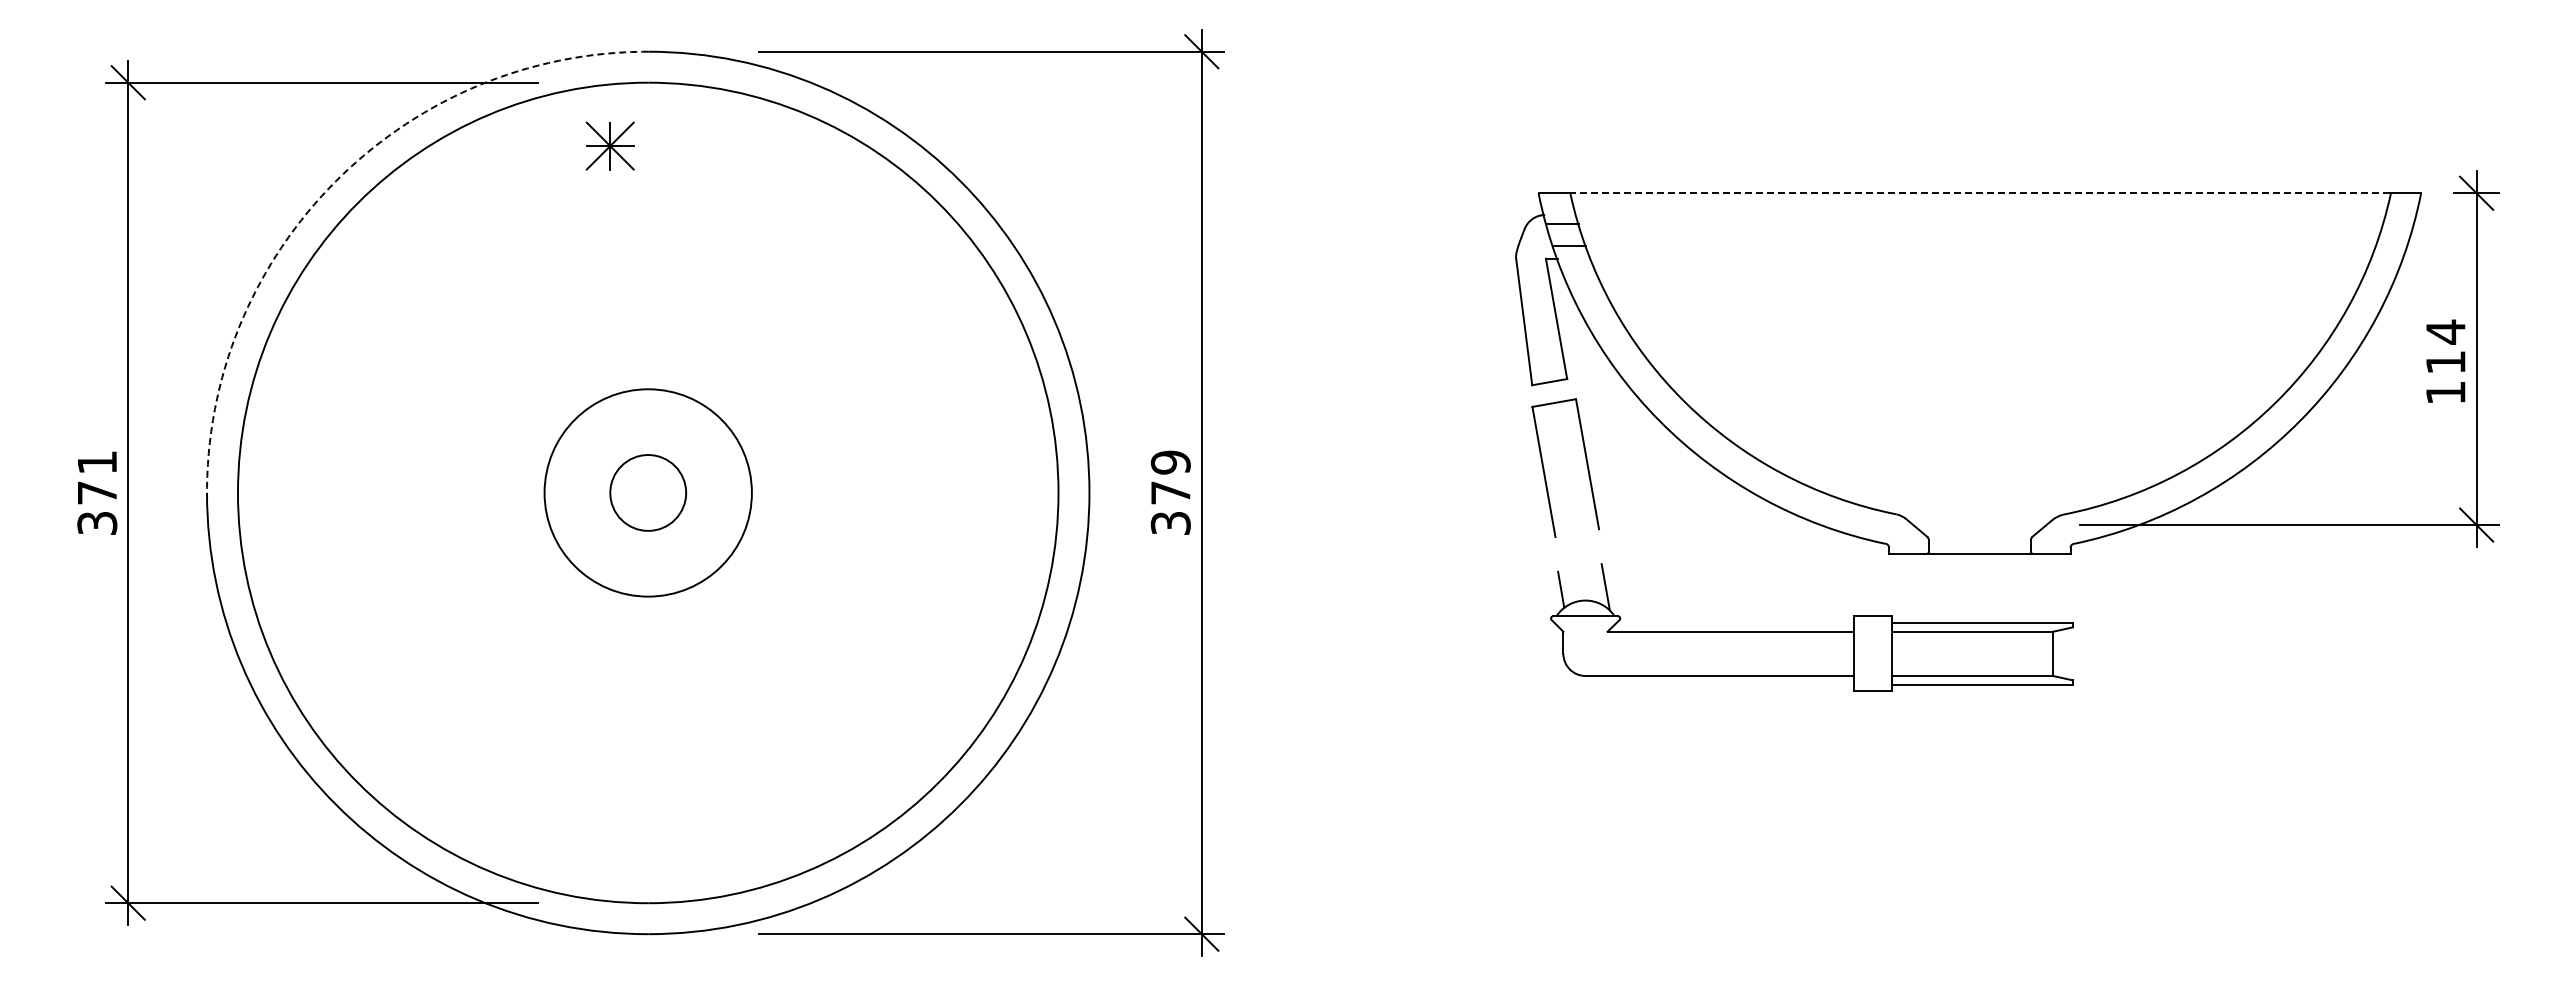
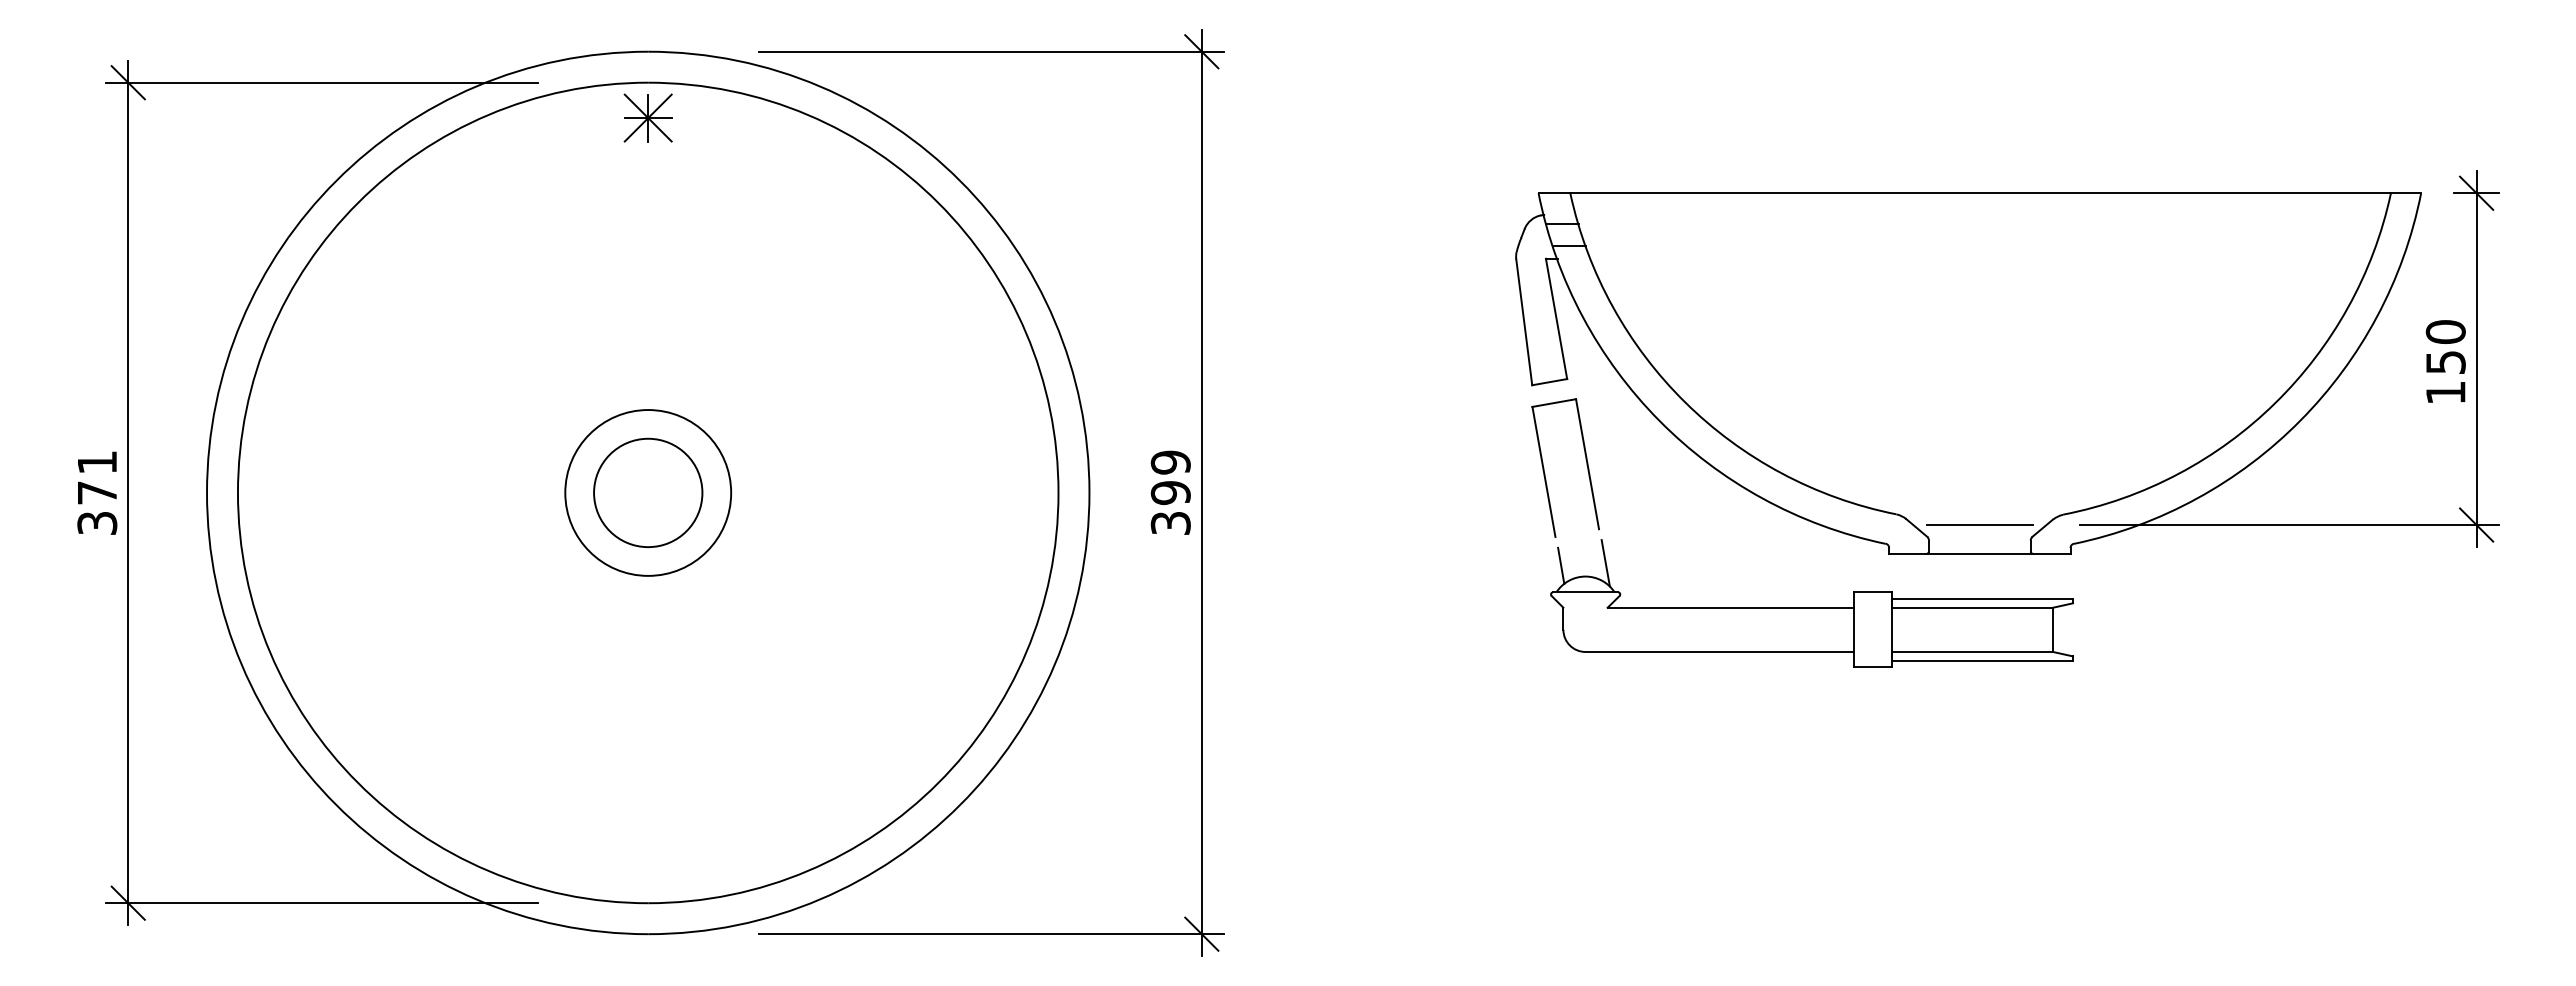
part position: (609, 145) -> (647, 117) (647, 117)
arc: dashed -> solid (336, 180)
line: dashed -> solid (1979, 193)
text: 114 -> 150 (2445, 346)
circle diameter: 207 px -> 166 px (648, 492)
circle diameter: 76 px -> 108 px (648, 492)
text: 379 -> 399 (1170, 493)
line: none -> present (1979, 525)
part position: (1811, 627) -> (1811, 603) (1811, 603)
